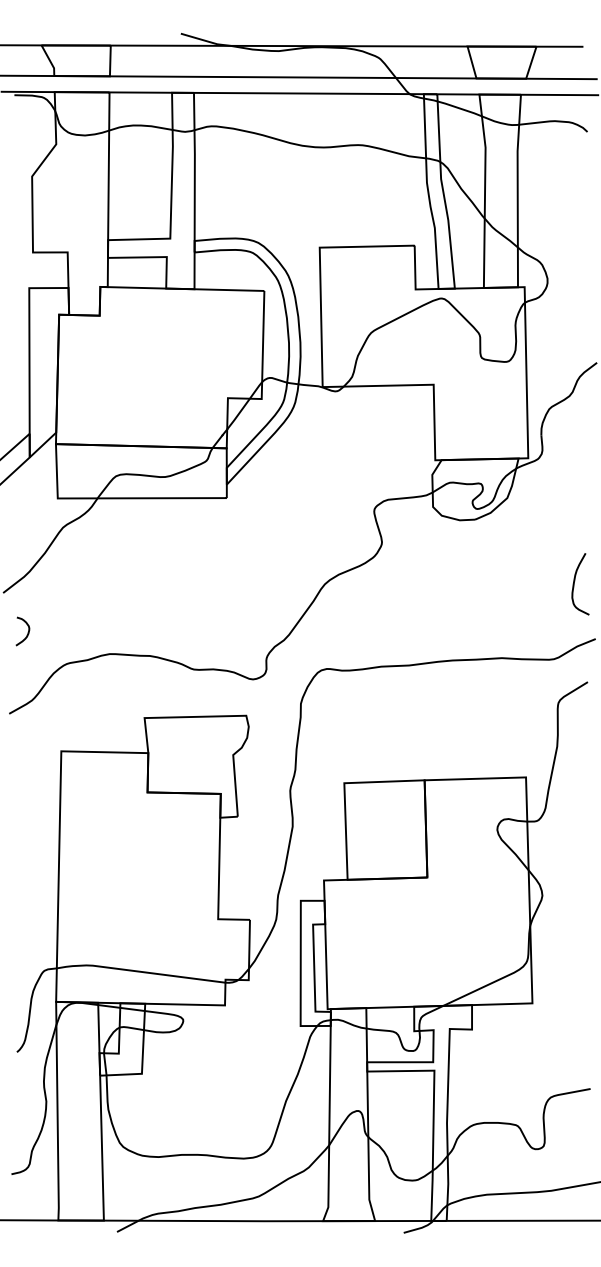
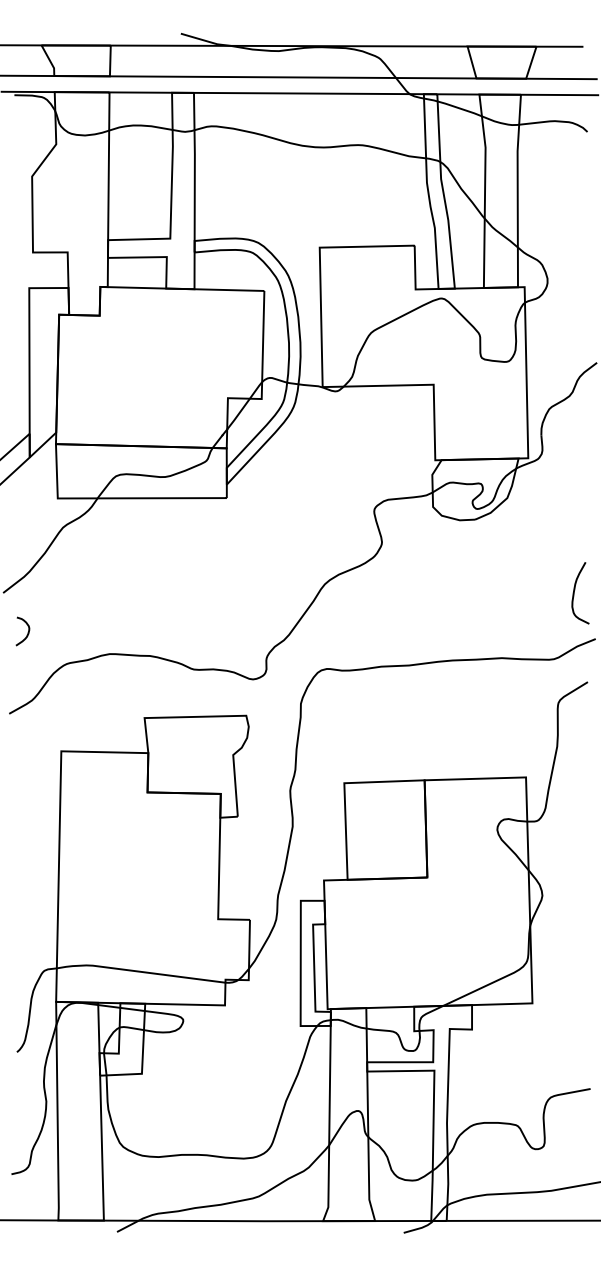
curve position: (575, 581) -> (575, 590) (575, 590)
